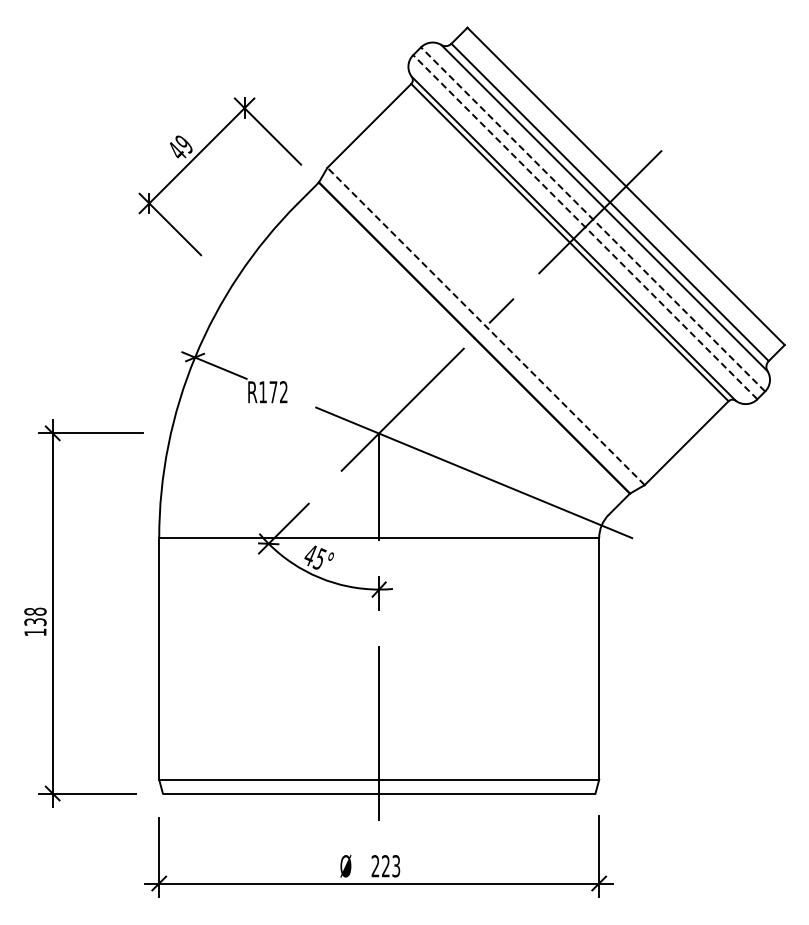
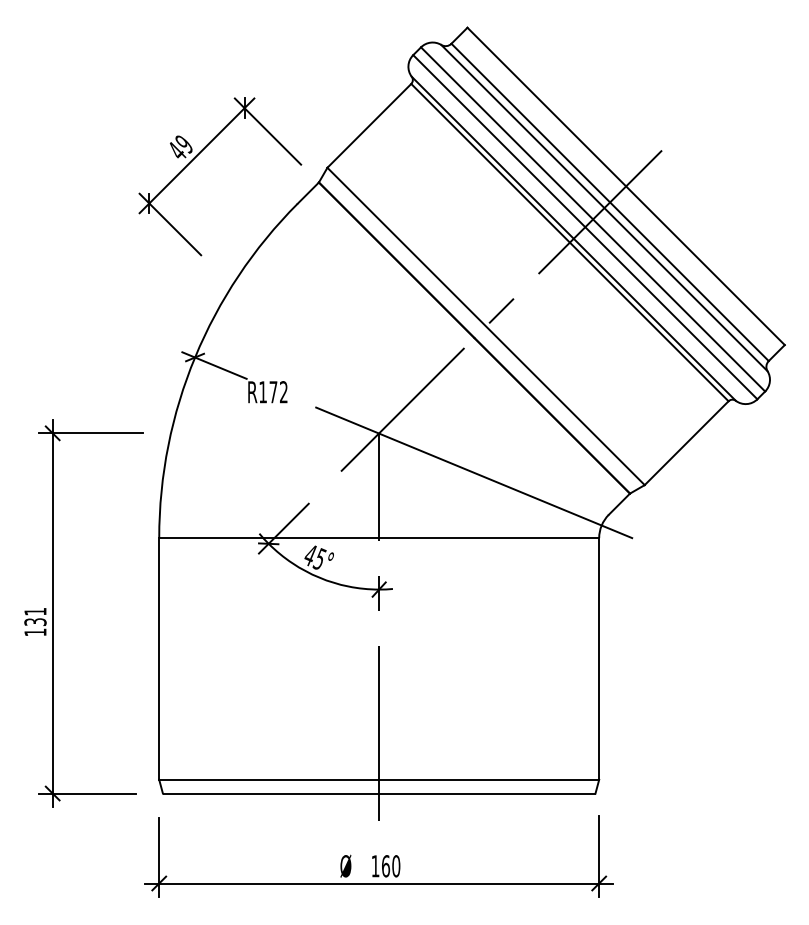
line: dashed -> solid (592, 219)
line: dashed -> solid (584, 226)
line: dashed -> solid (485, 326)
text: 138 -> 131 (35, 611)
text: 223 -> 160 (385, 866)
